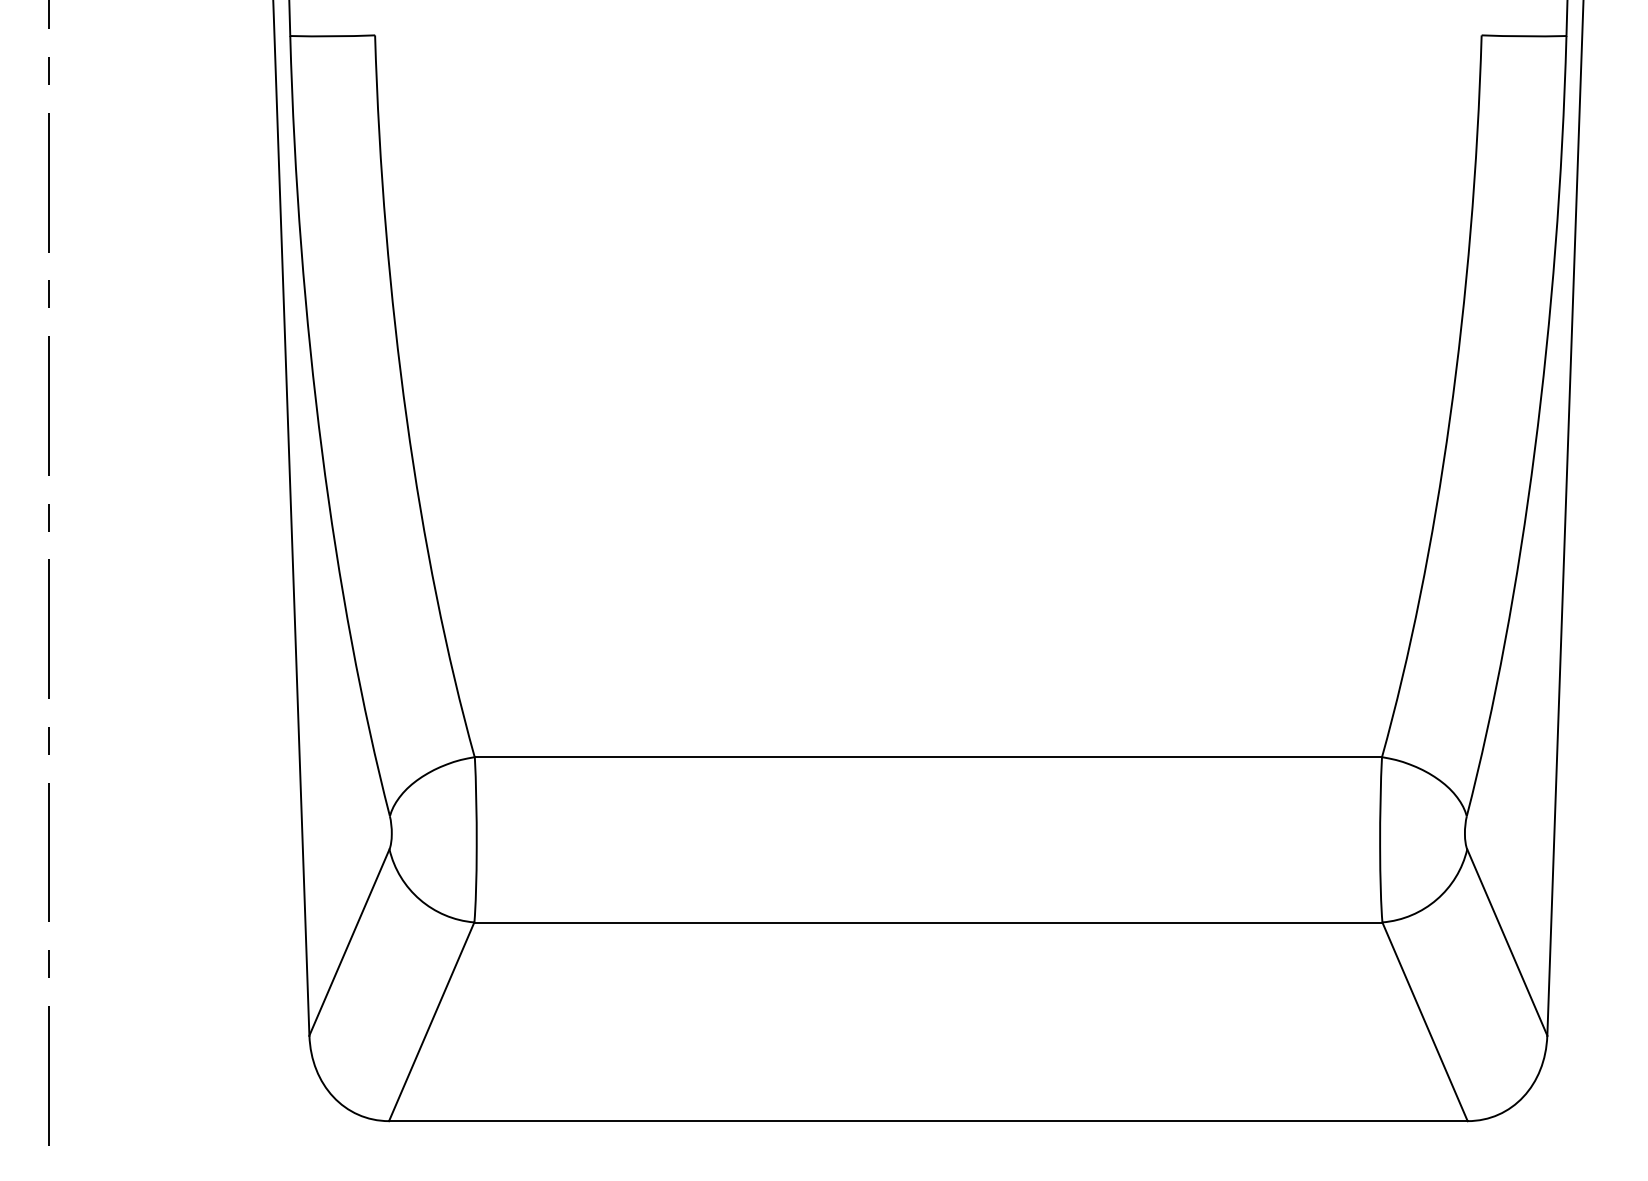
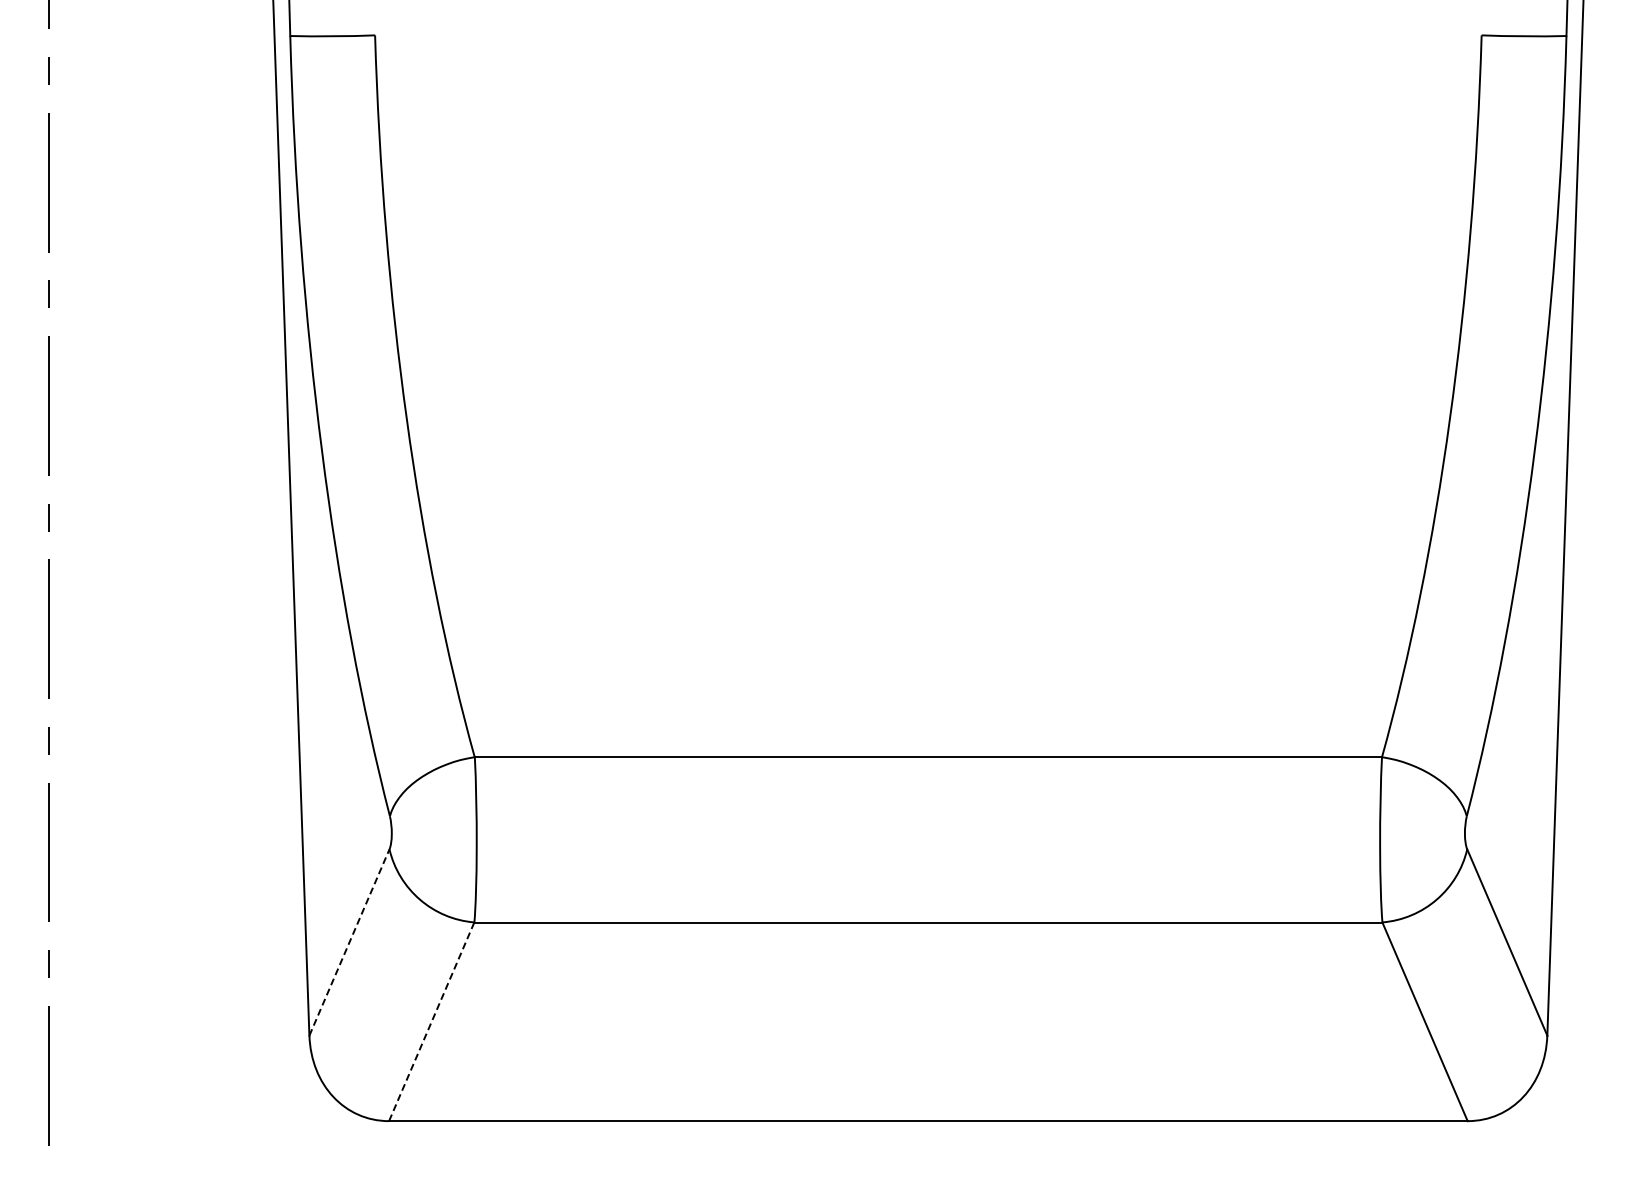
line: solid -> dashed (349, 942)
line: solid -> dashed (431, 1022)
